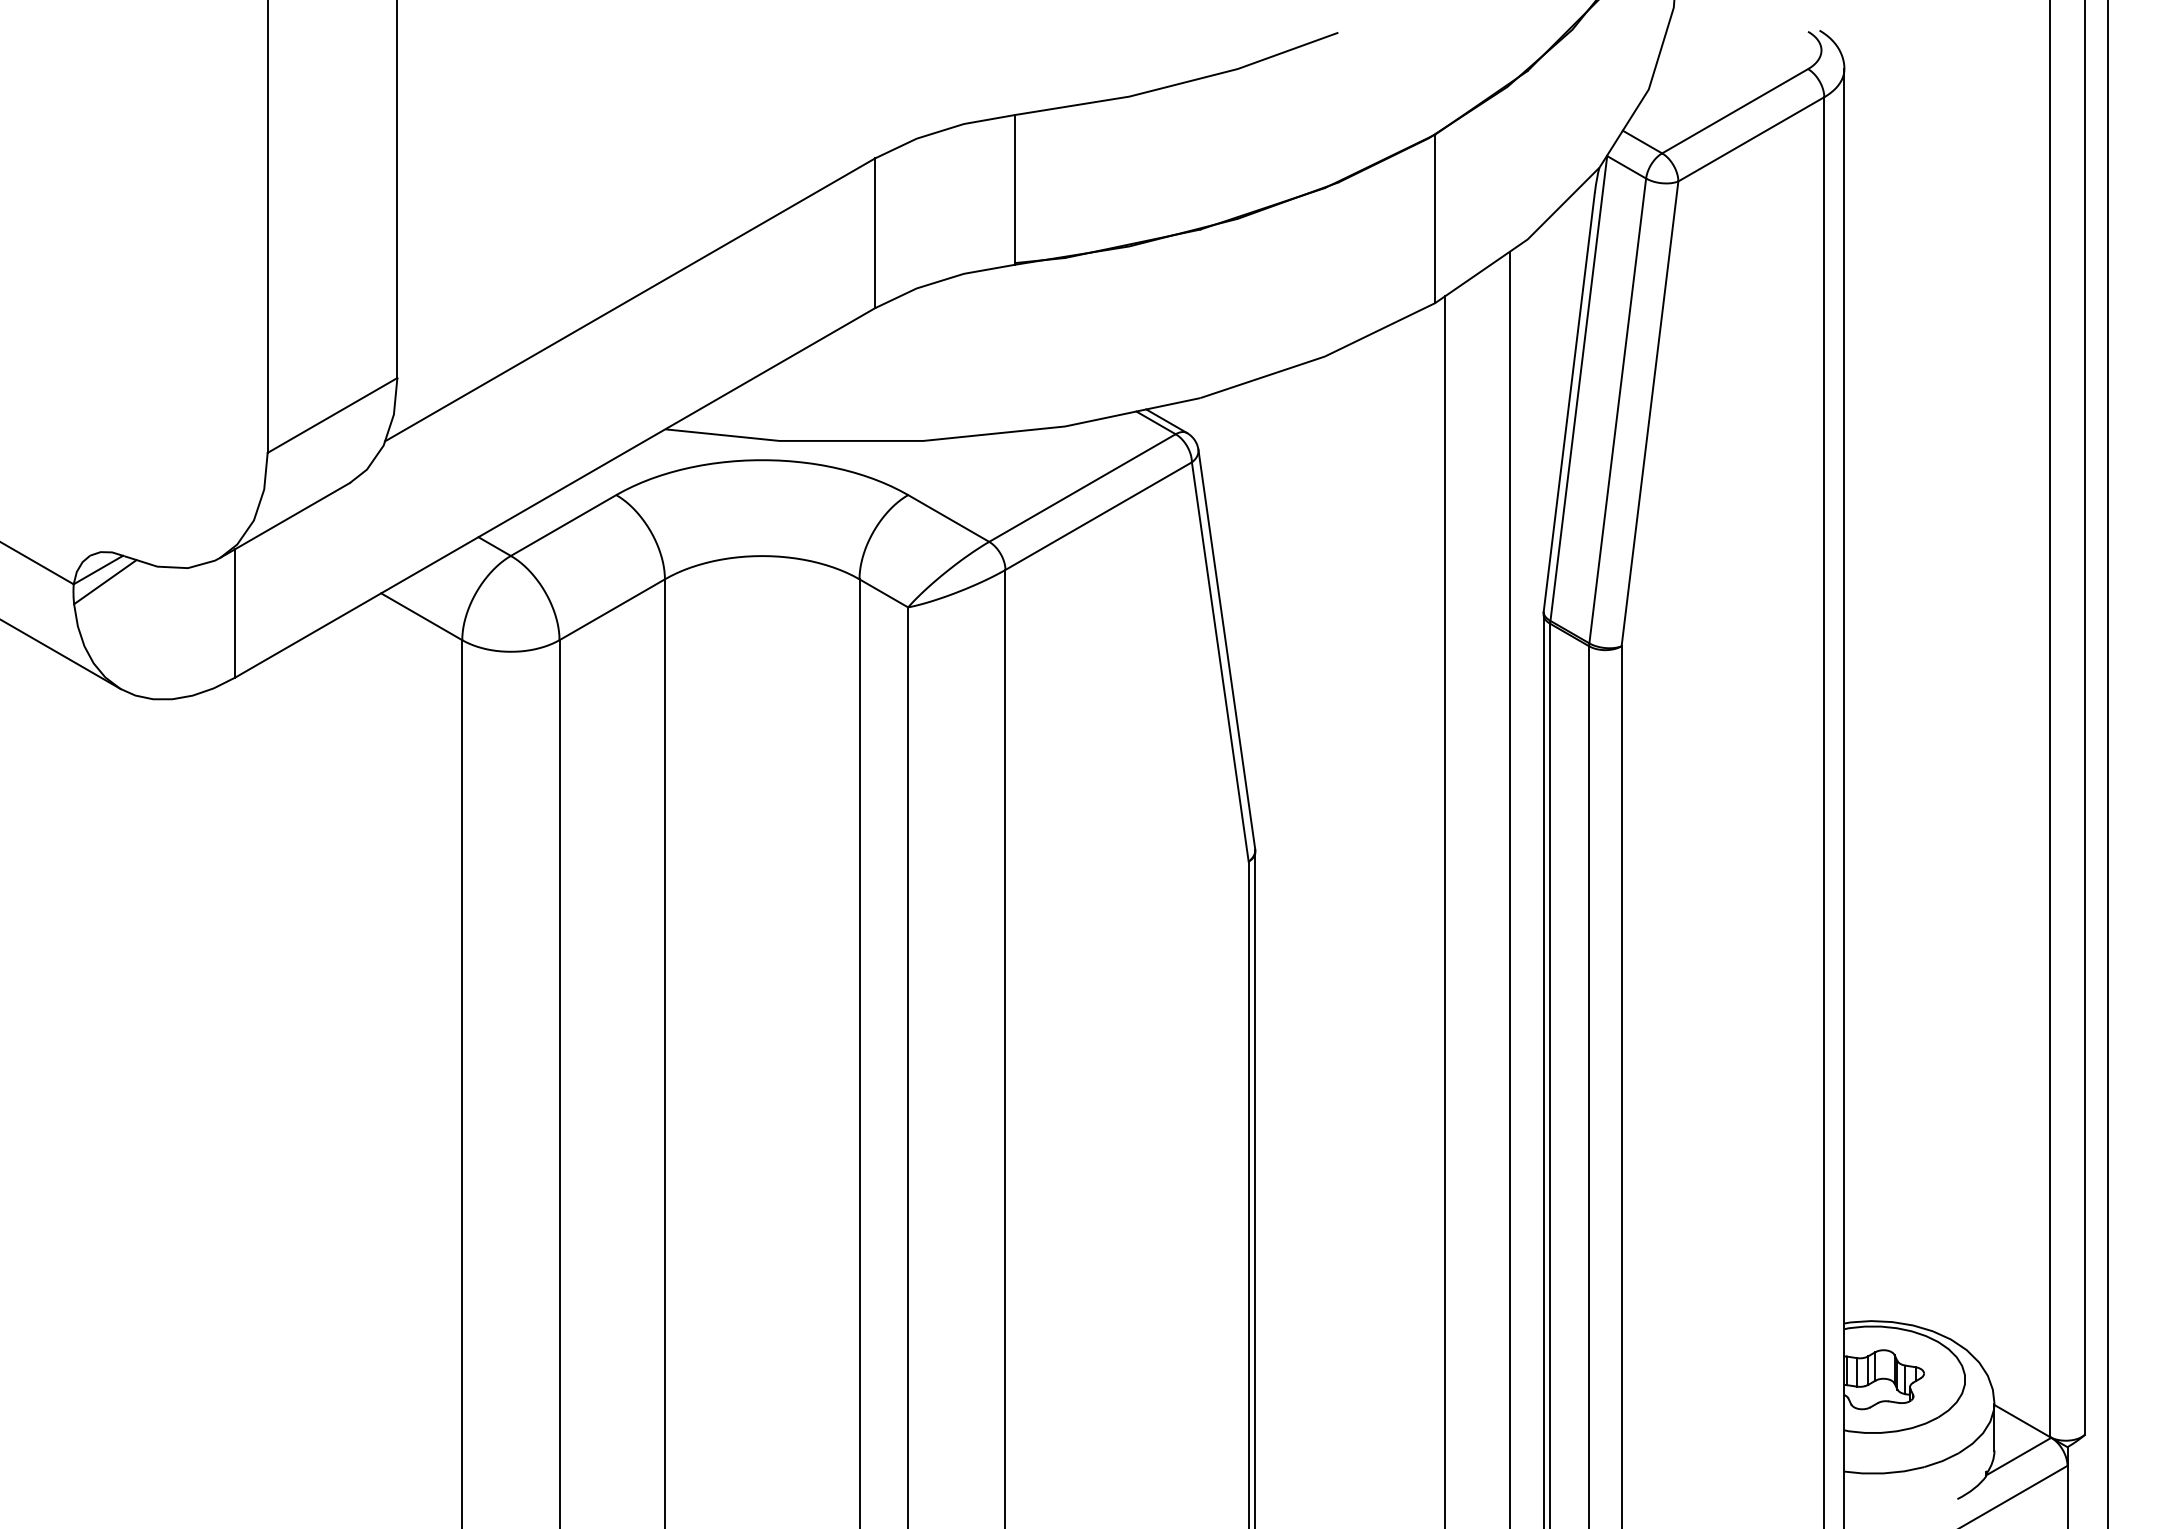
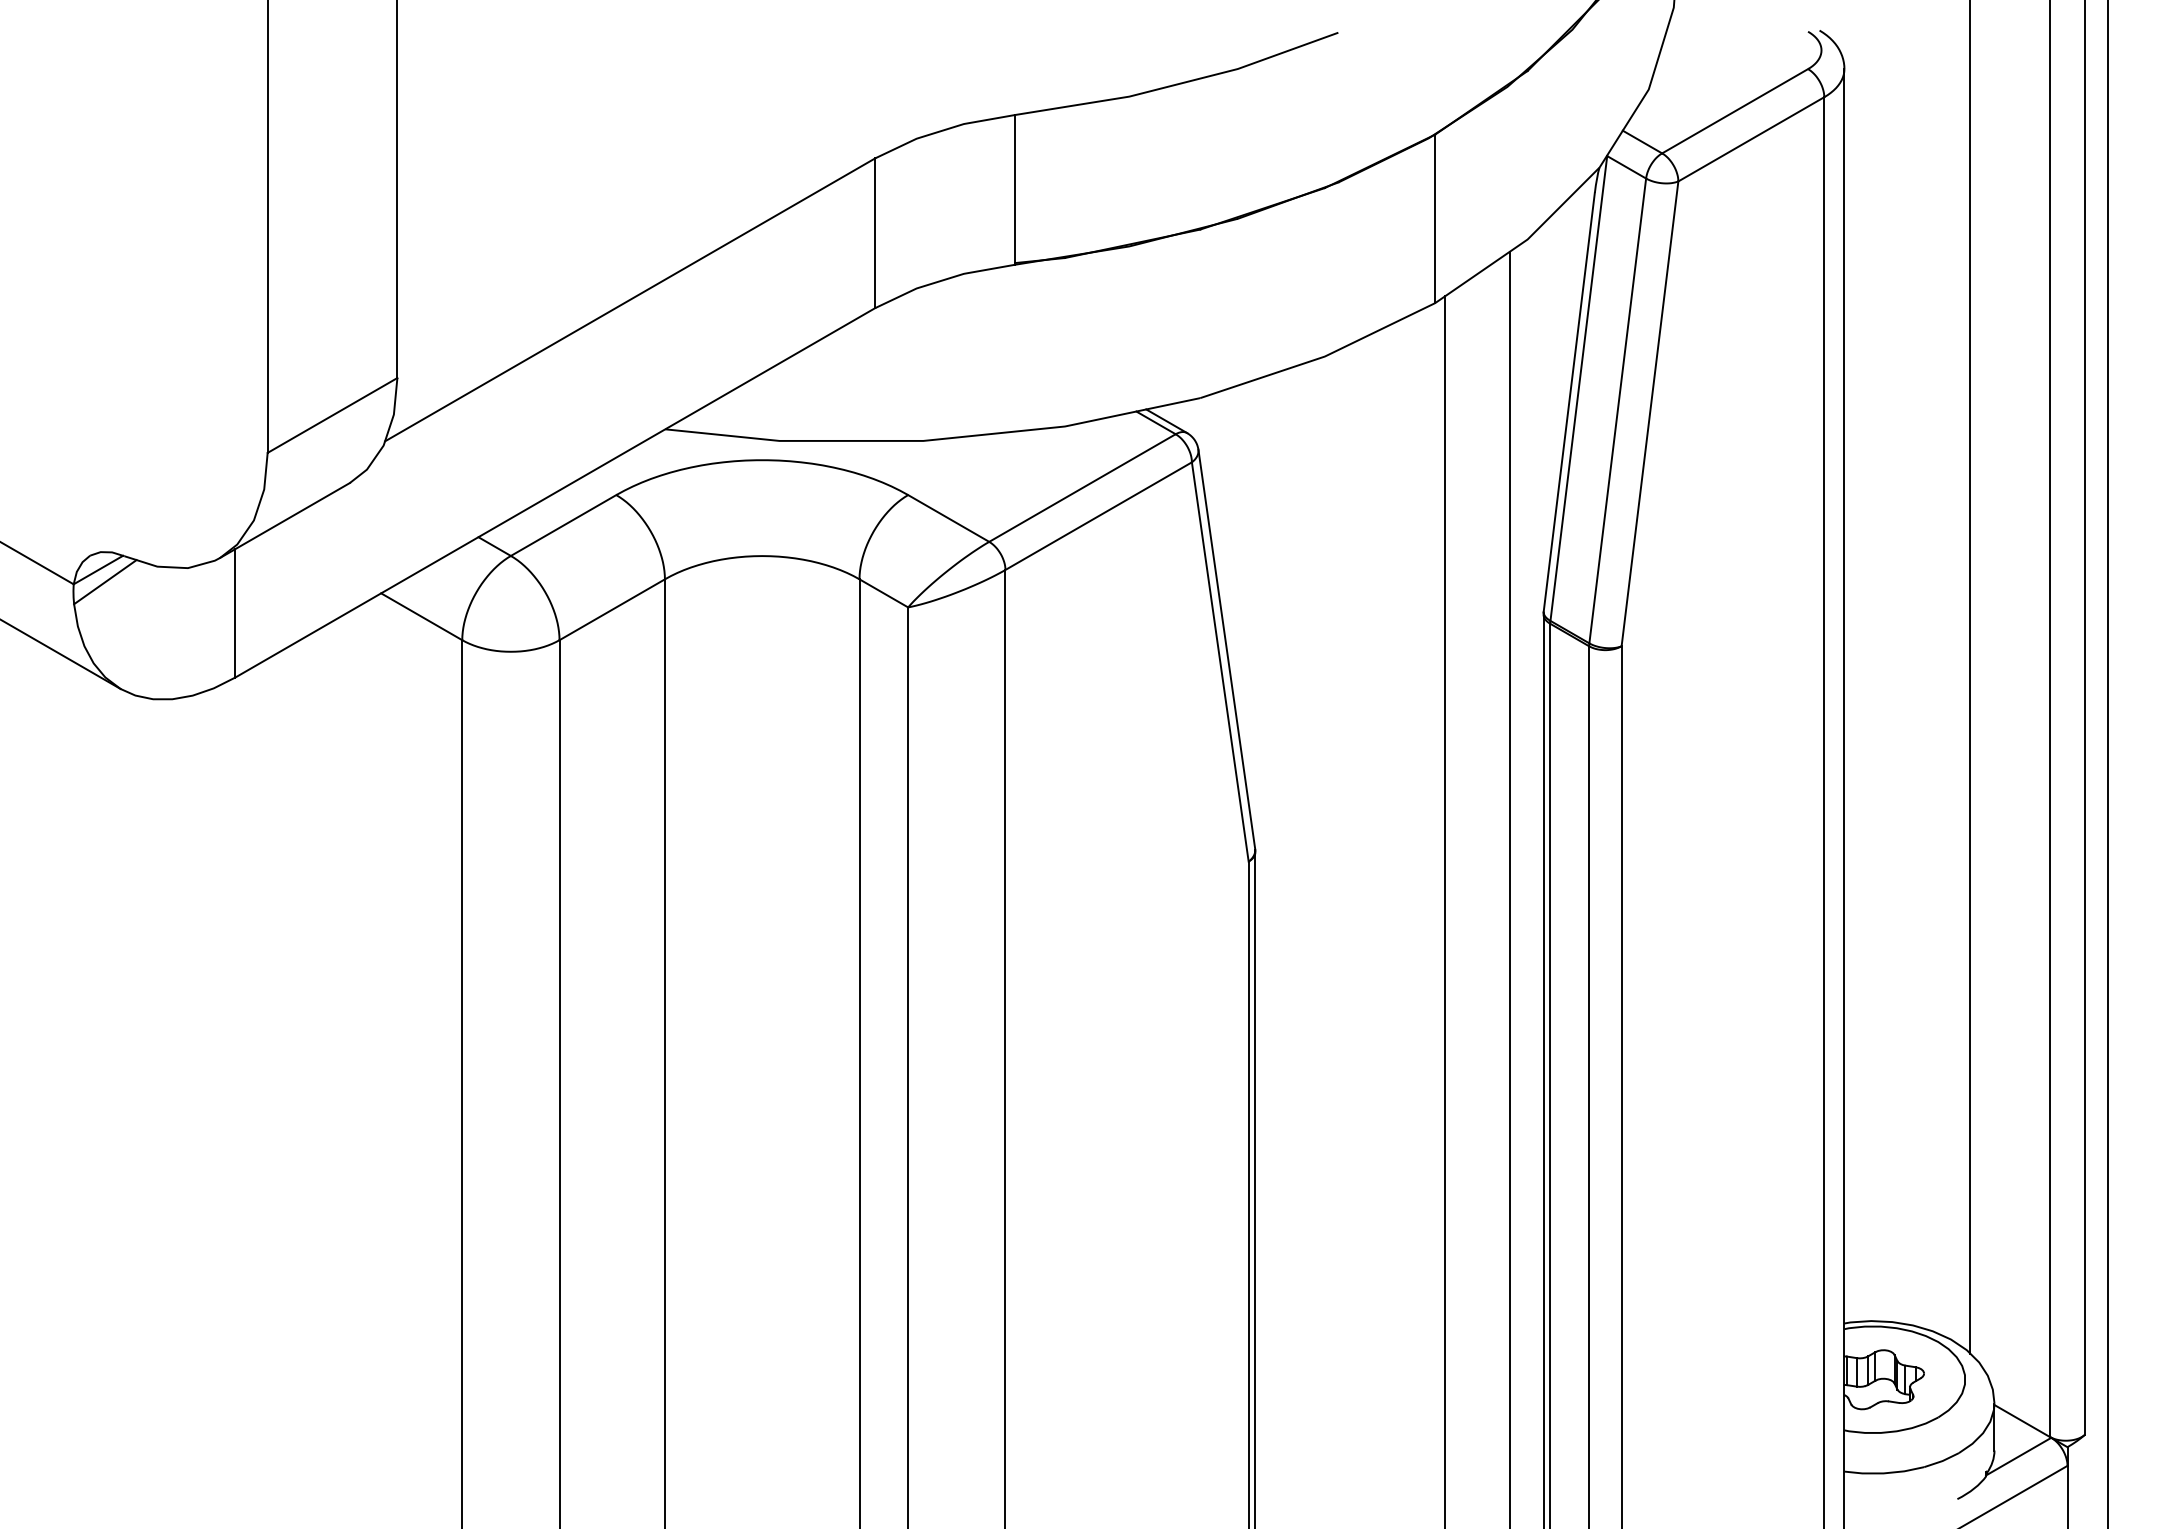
line: none -> present (1970, 677)
